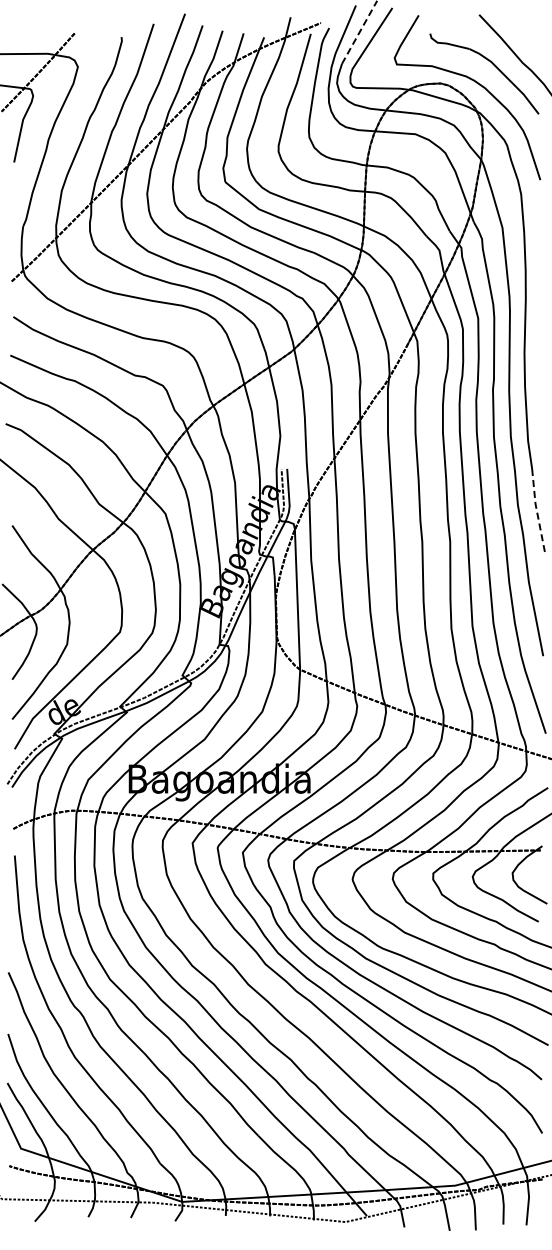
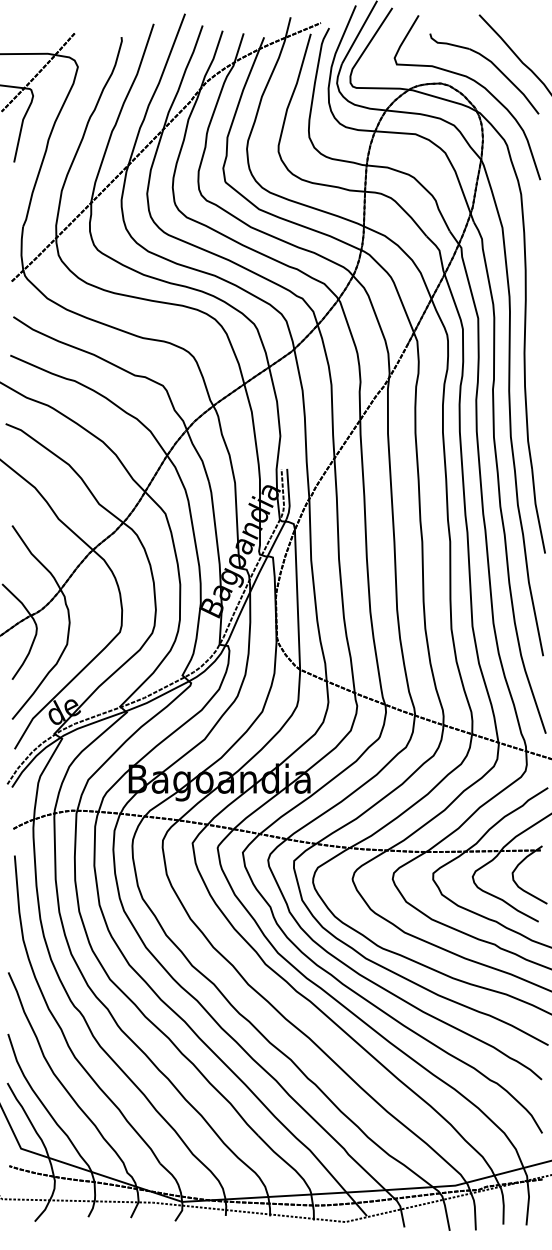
line: dashed -> solid (359, 31)
line: dashed -> solid (536, 510)
